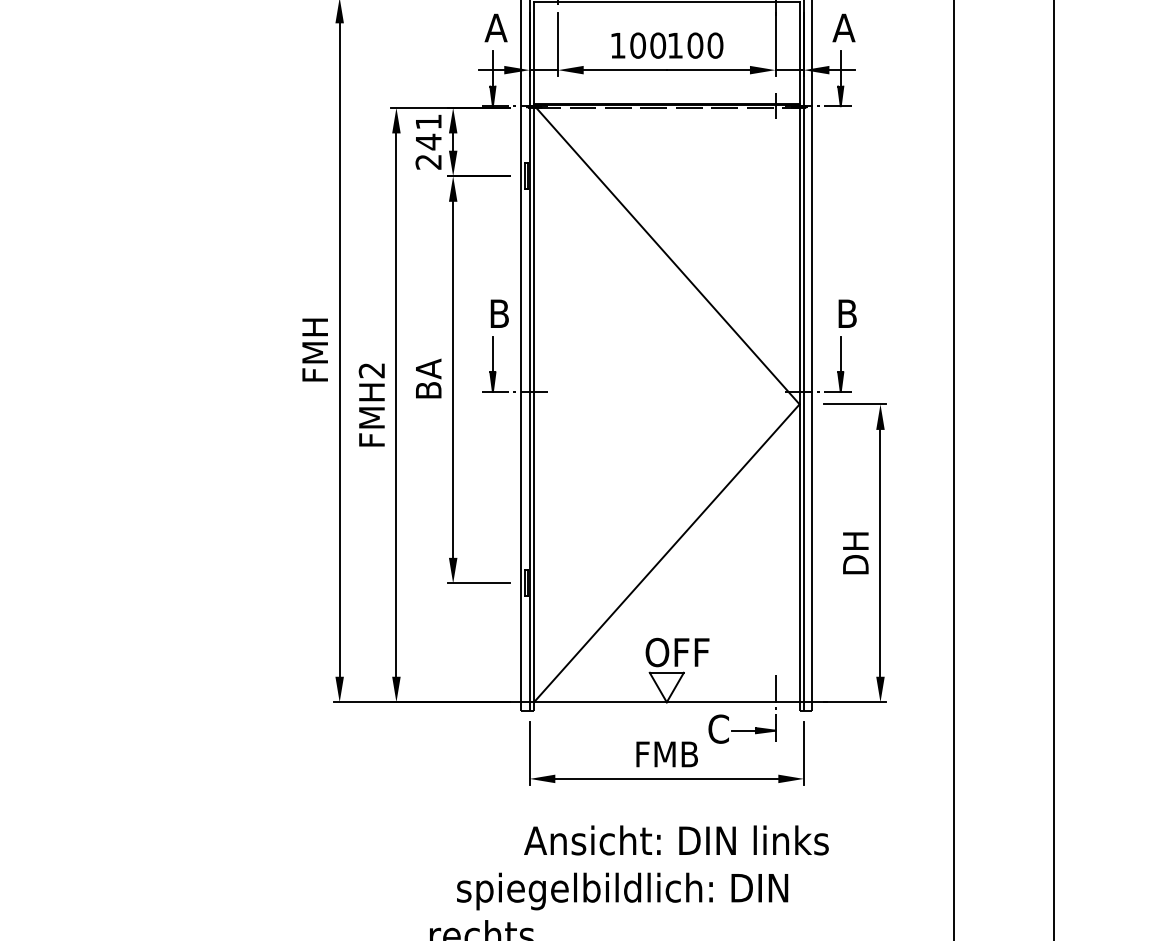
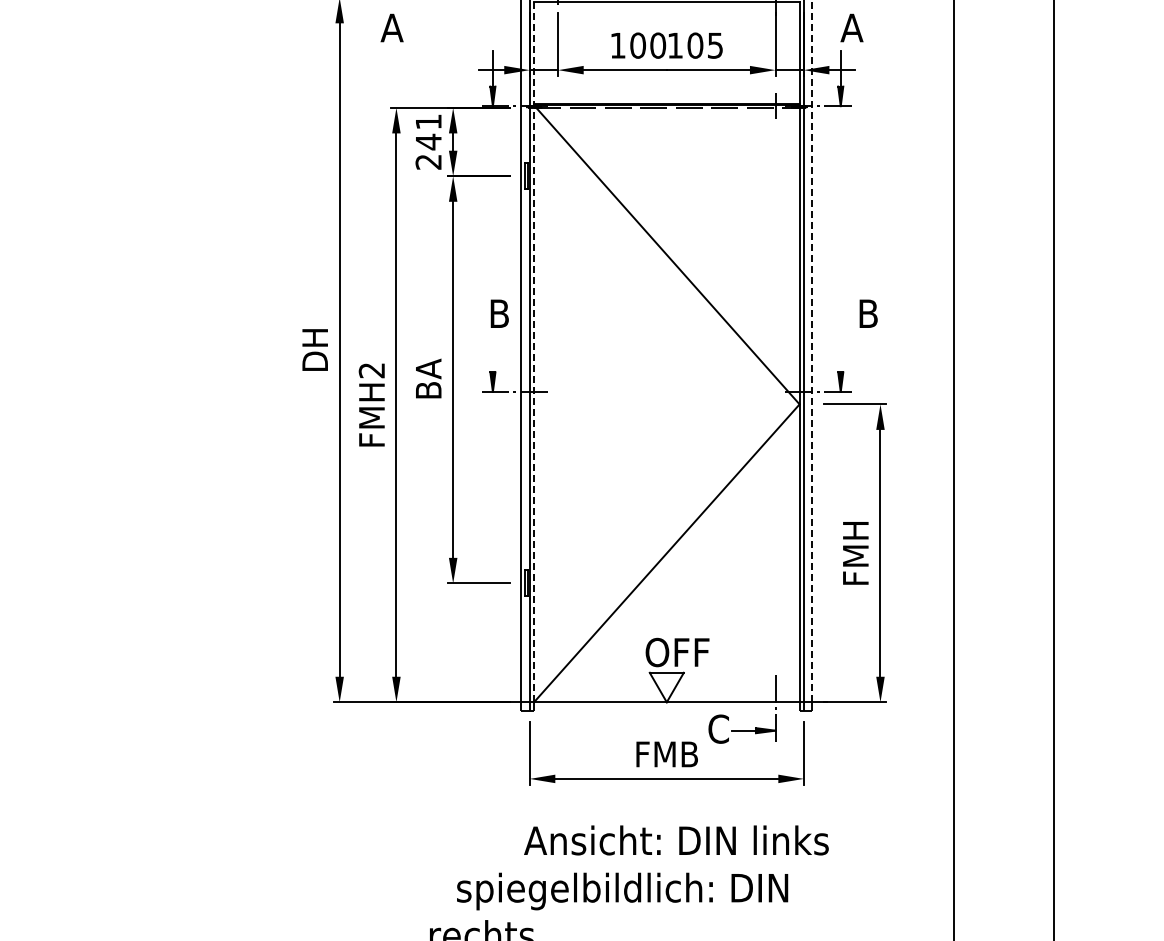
text position: (495, 27) -> (391, 27) (391, 27)
text position: (843, 27) -> (851, 27) (851, 27)
text: 100 -> 105 (715, 45)
text position: (847, 313) -> (868, 313) (868, 313)
text: FMH -> DH (314, 349)
line: solid -> dashed (812, 350)
line: solid -> dashed (534, 351)
line: present -> none (492, 354)
line: present -> none (840, 354)
text: DH -> FMH (855, 553)
